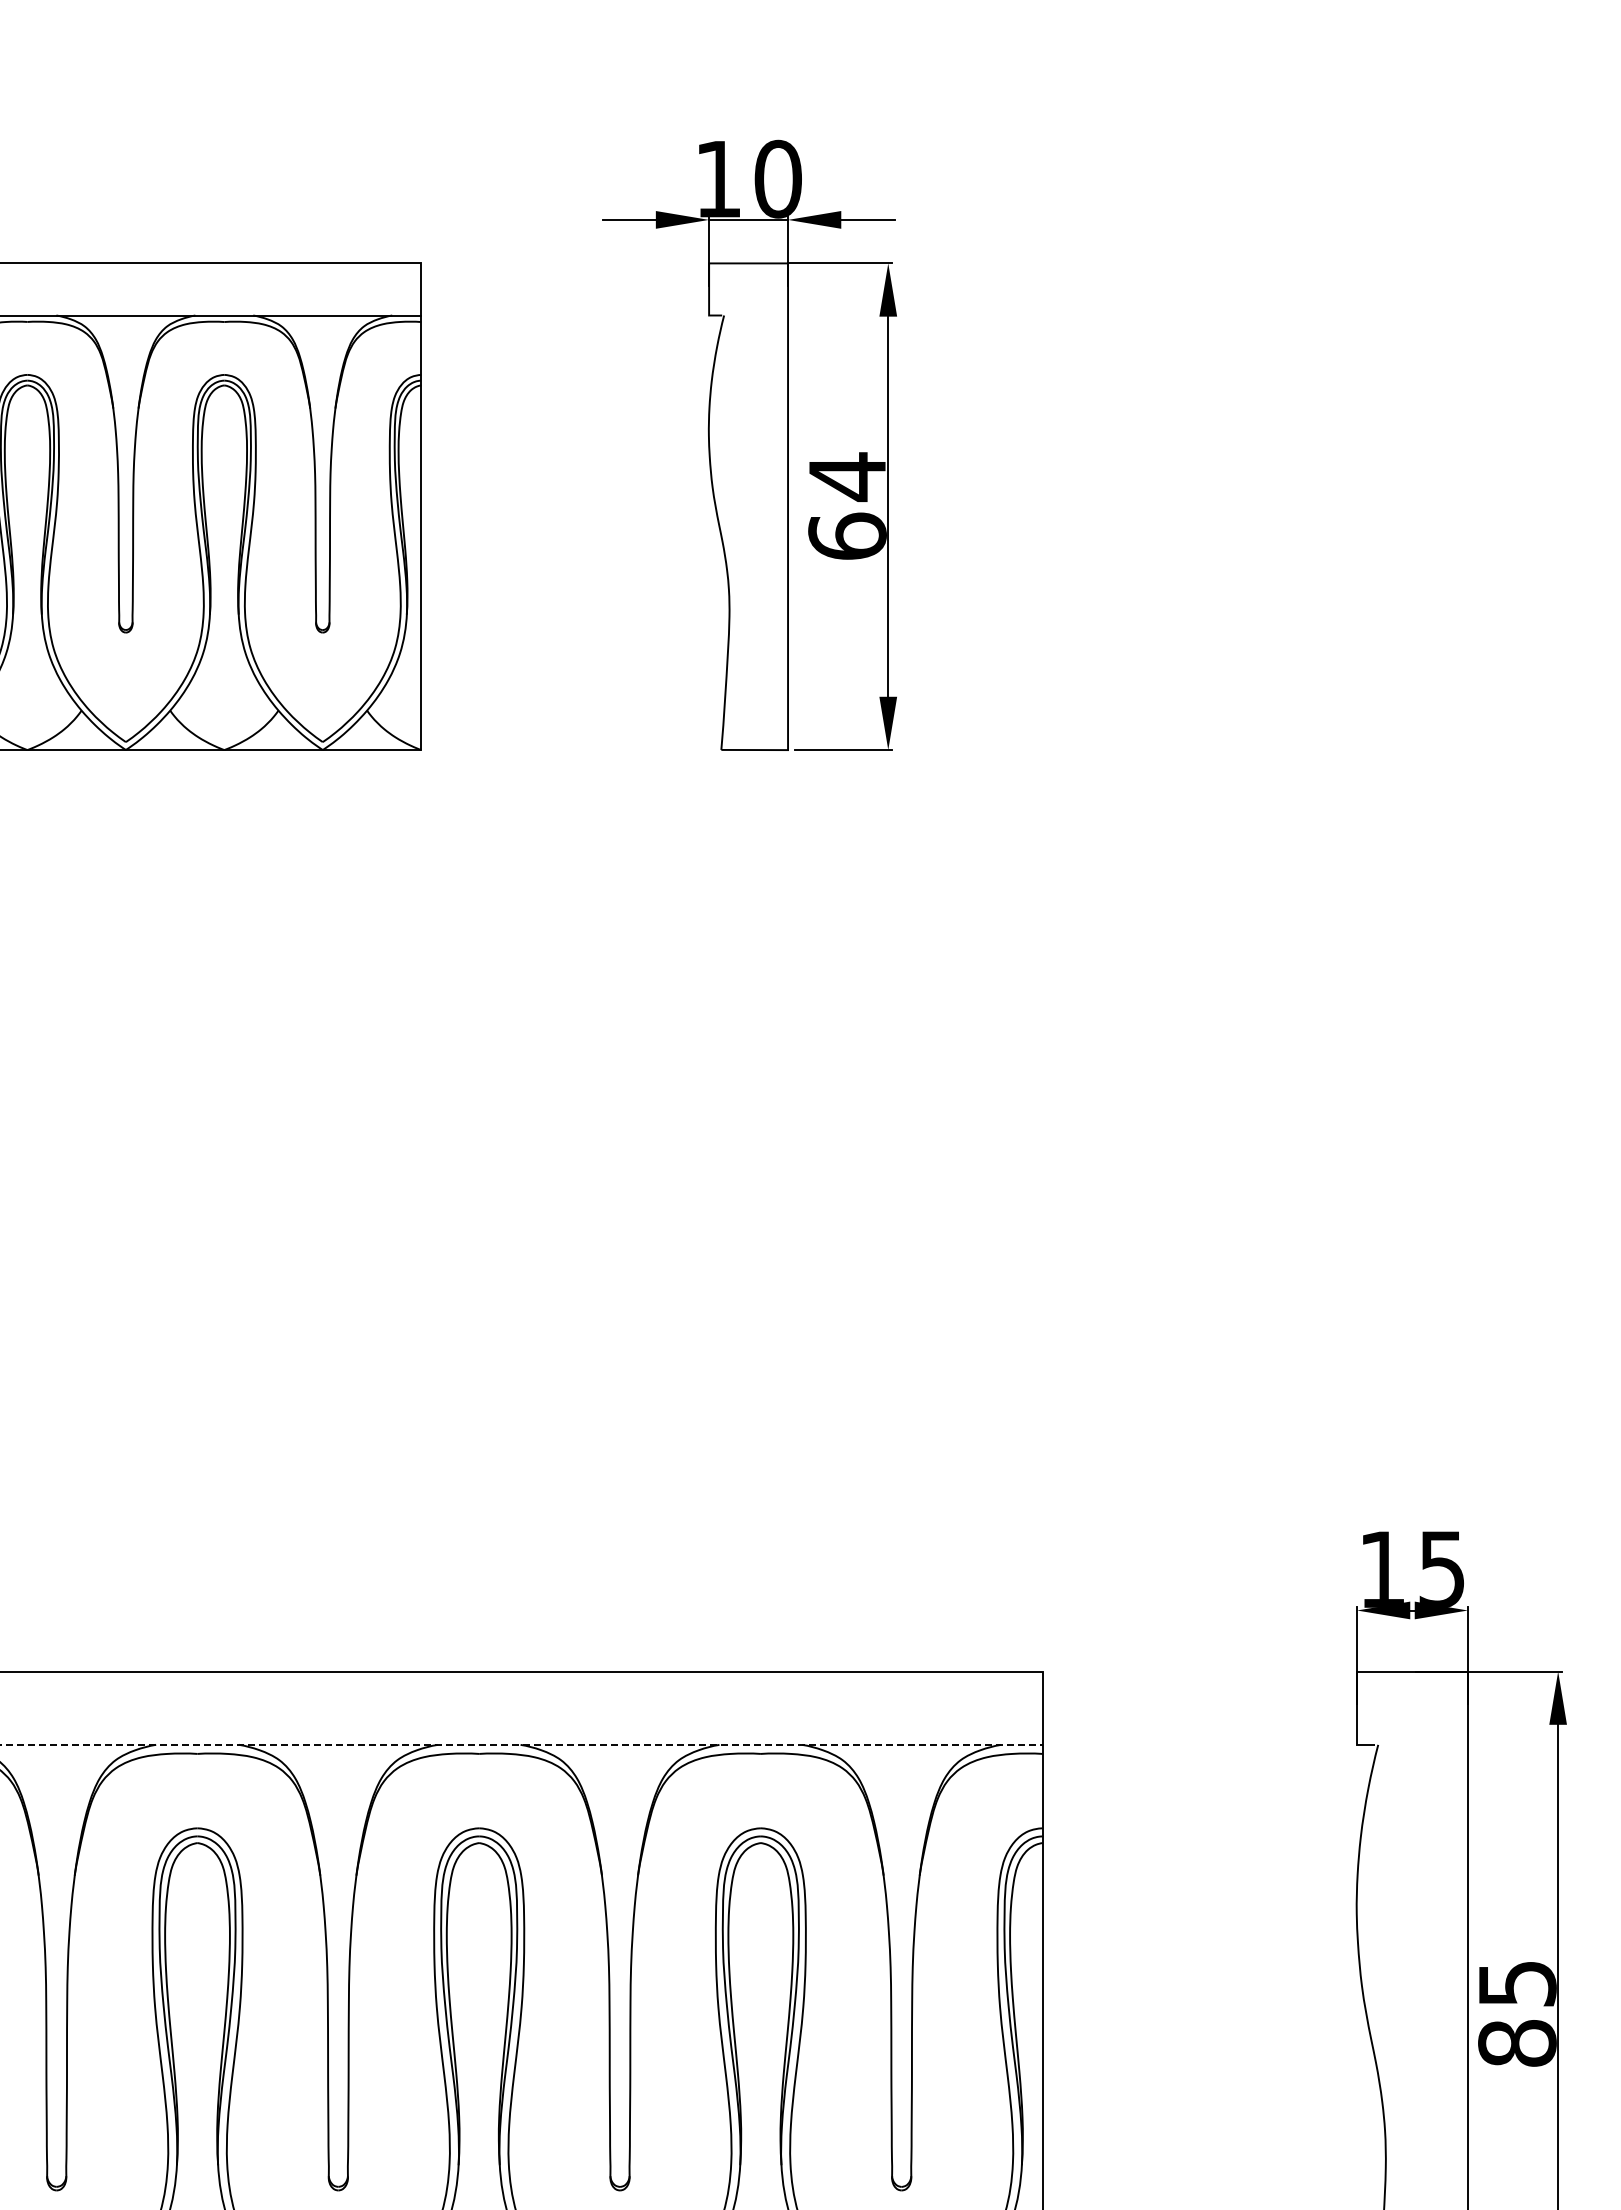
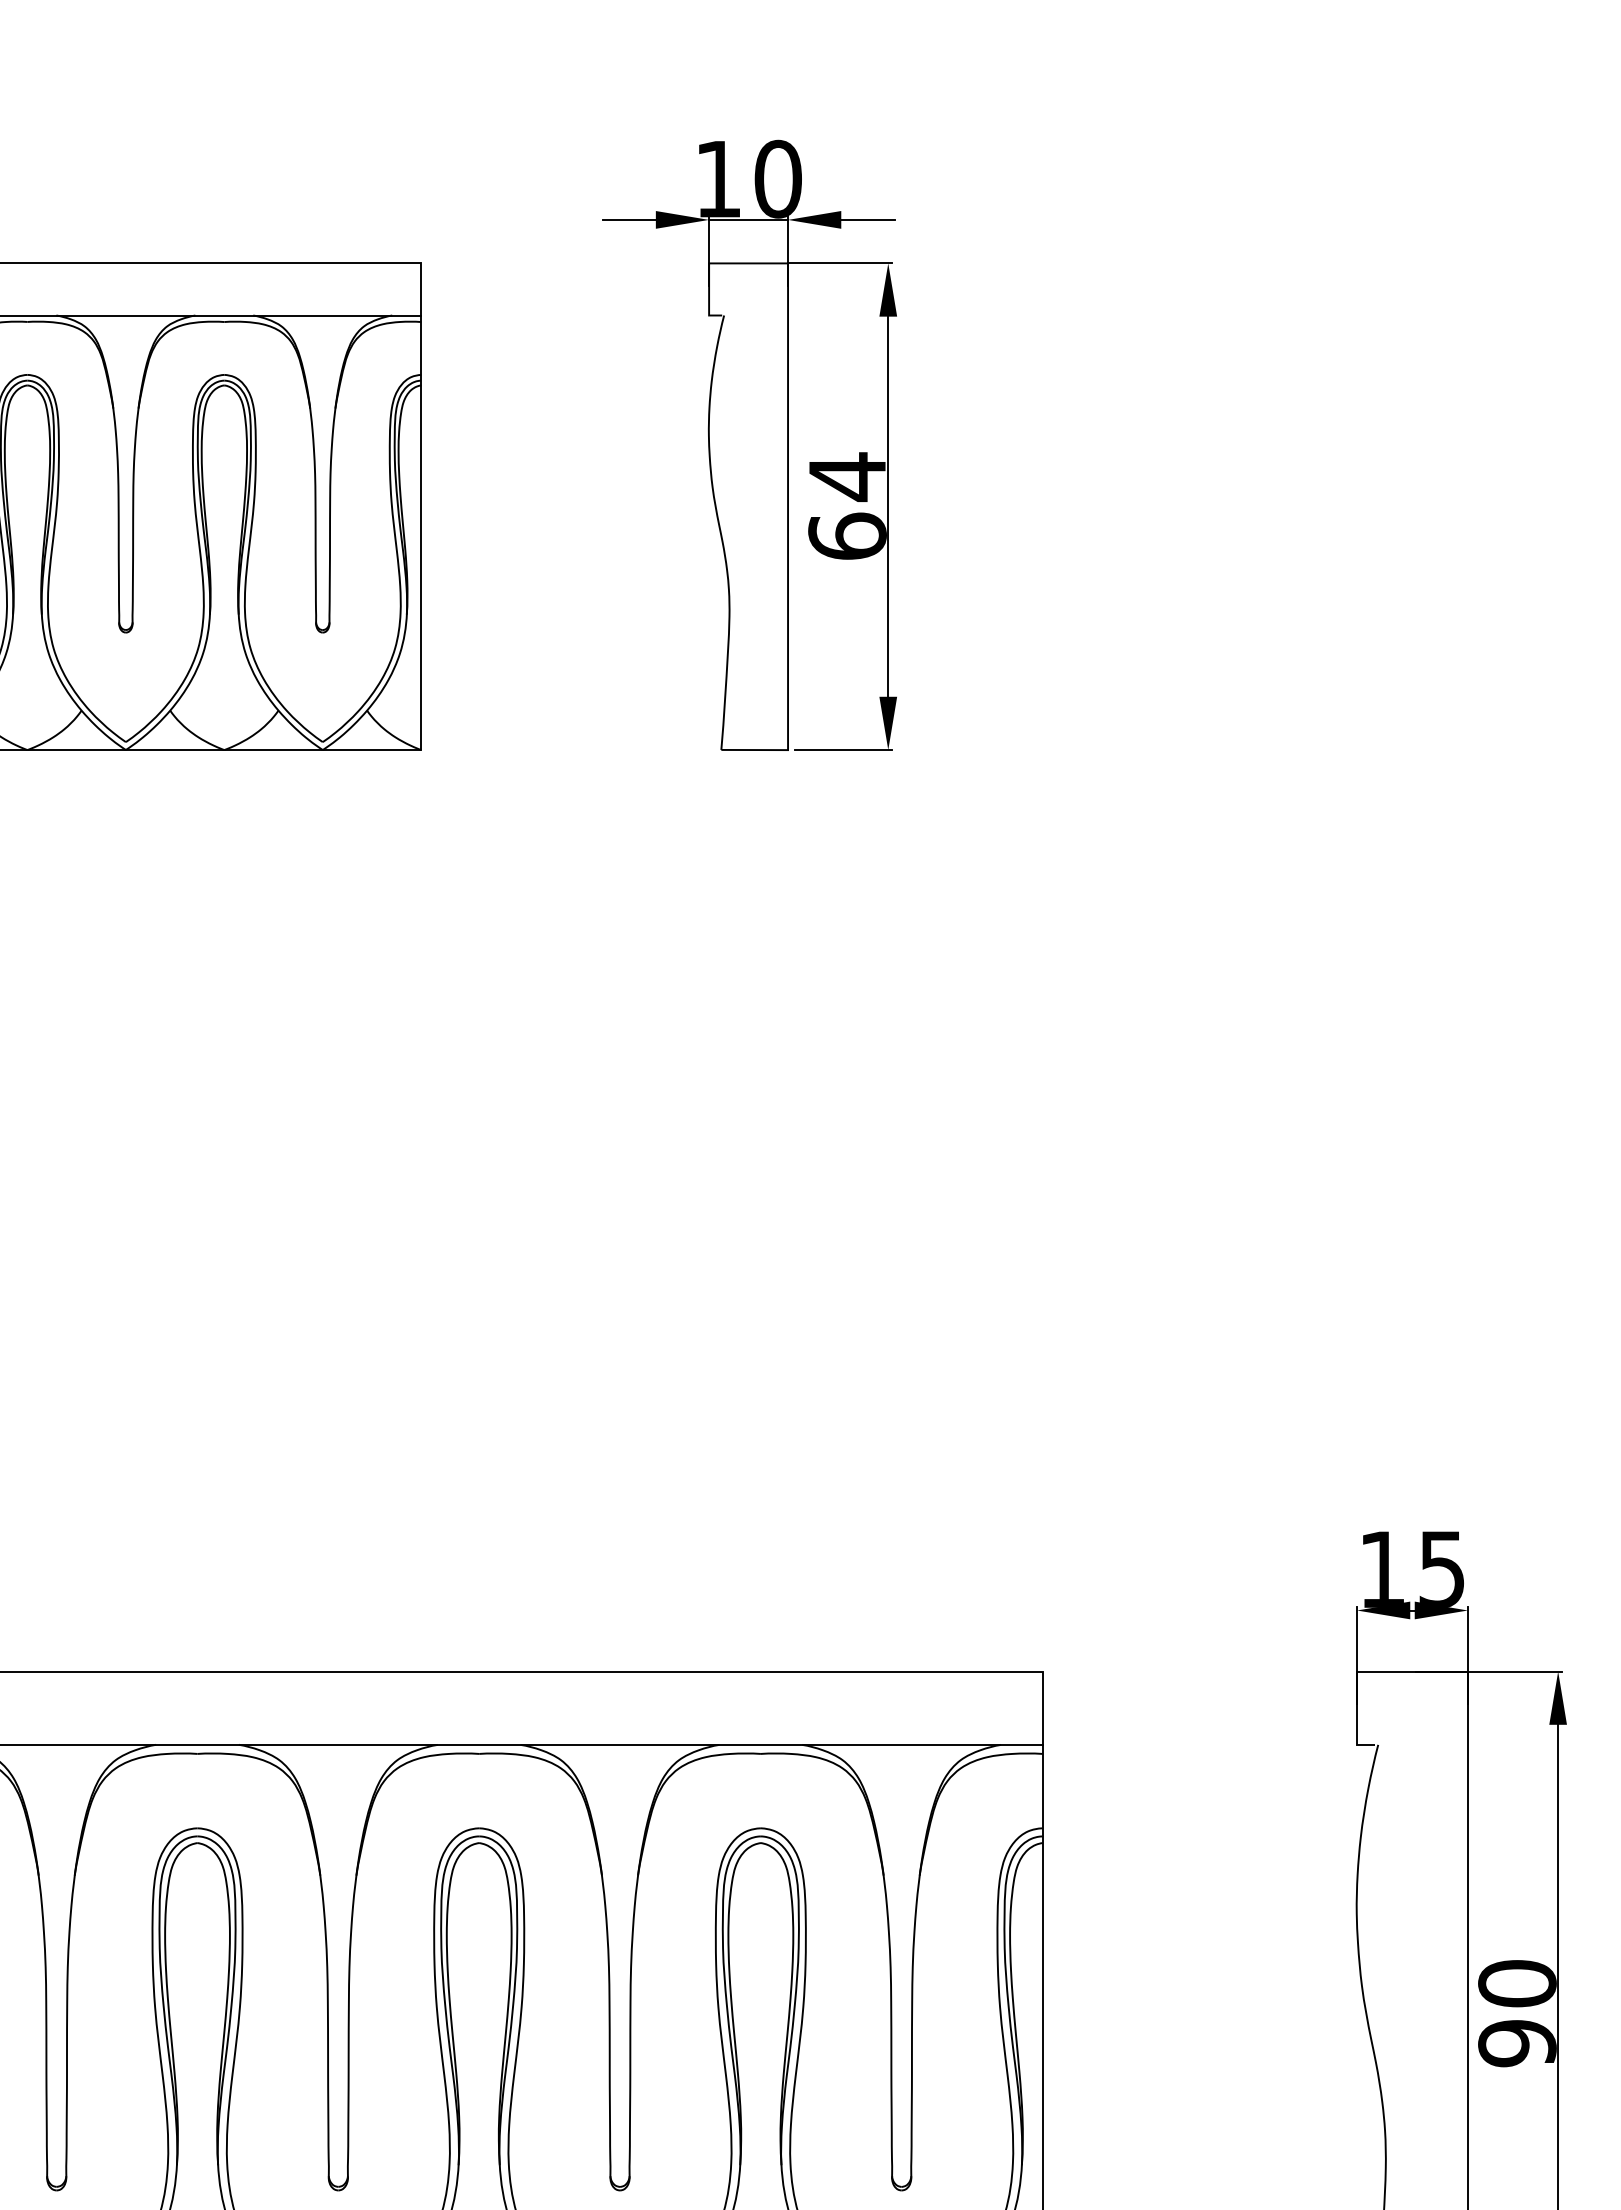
line: dashed -> solid (521, 1744)
text: 85 -> 90 (1517, 2013)
